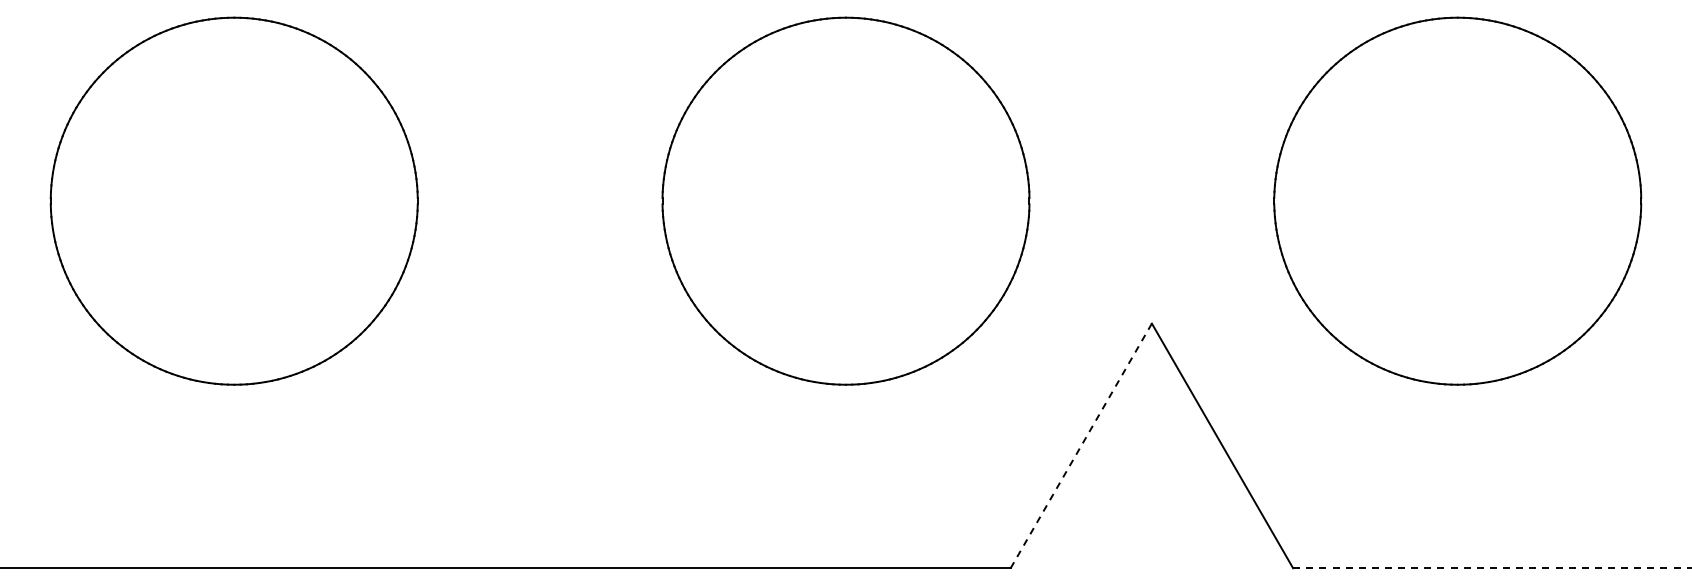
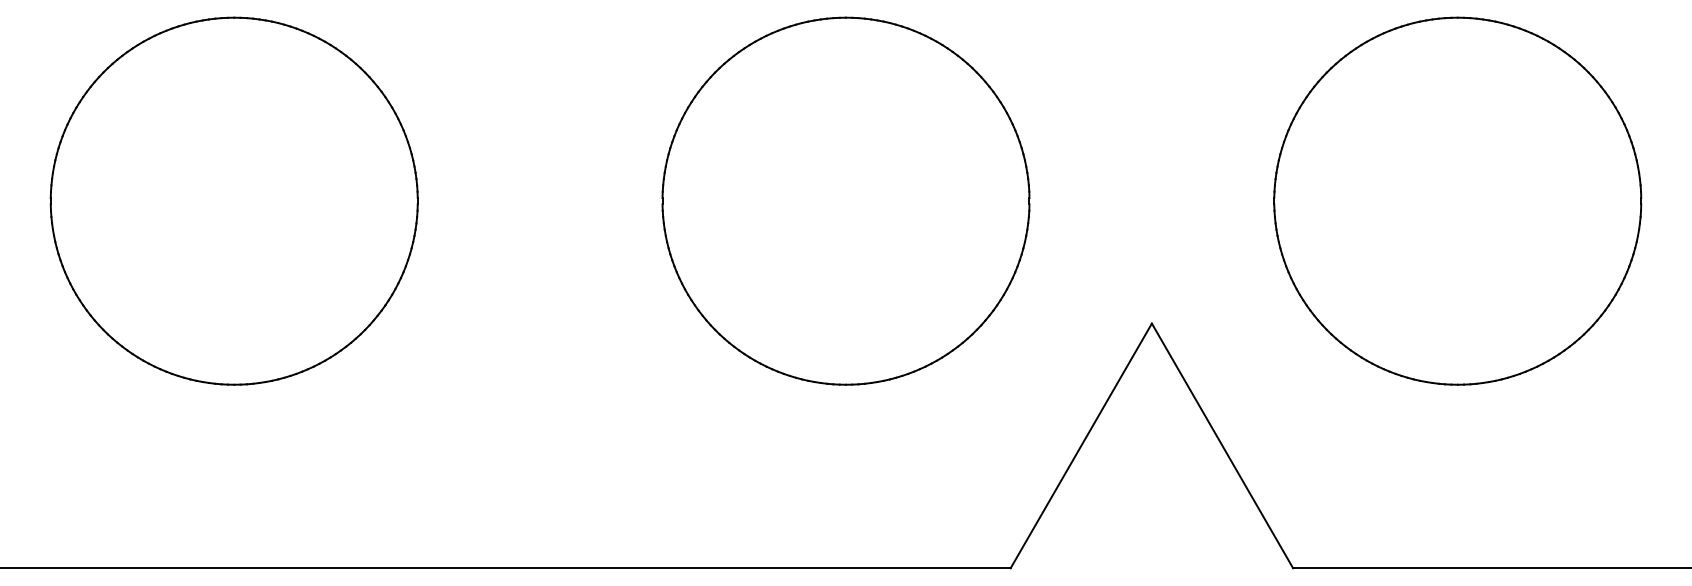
line: dashed -> solid (1081, 445)
line: dashed -> solid (1492, 568)
